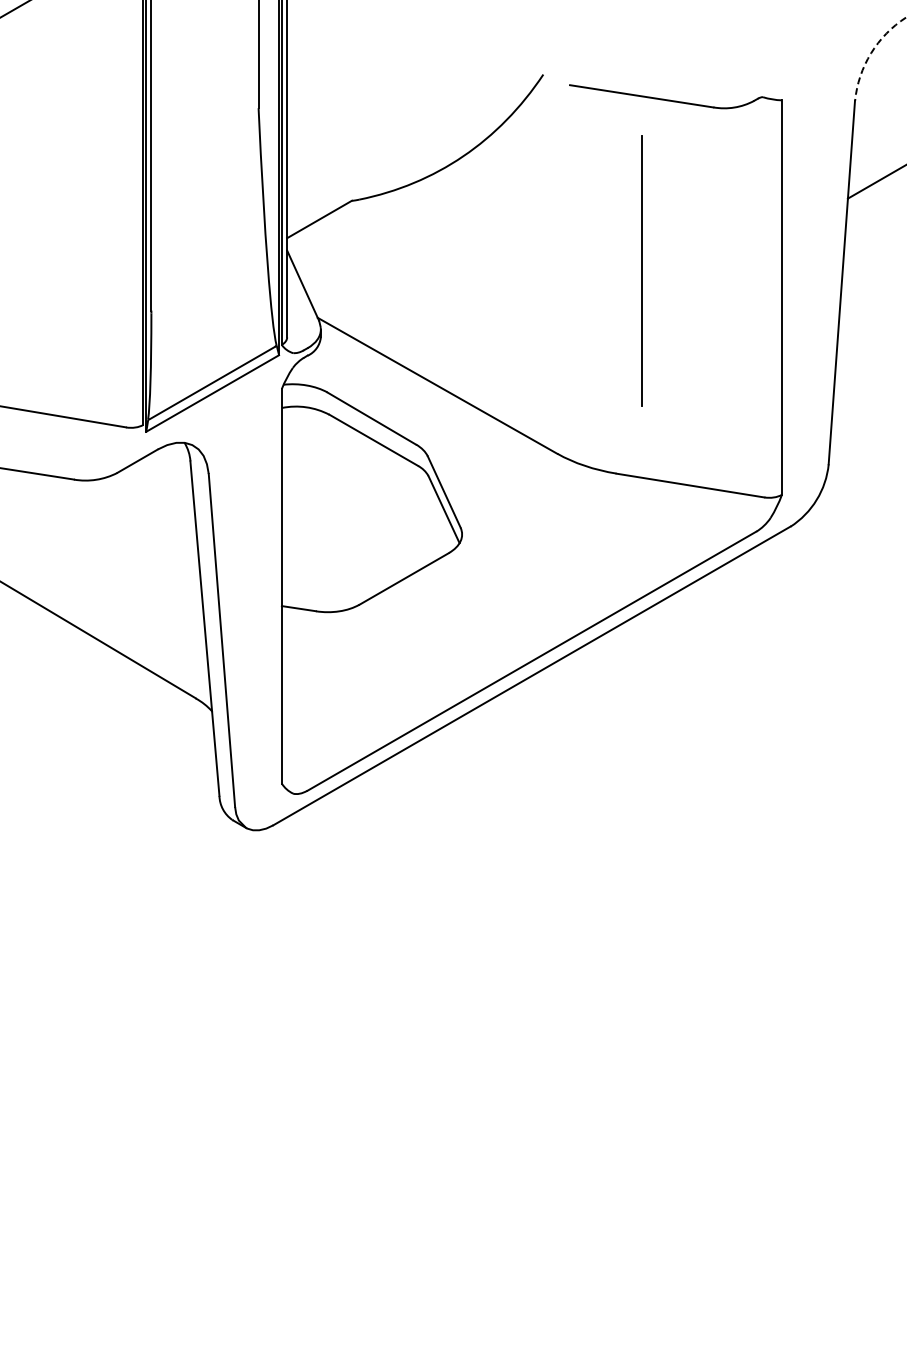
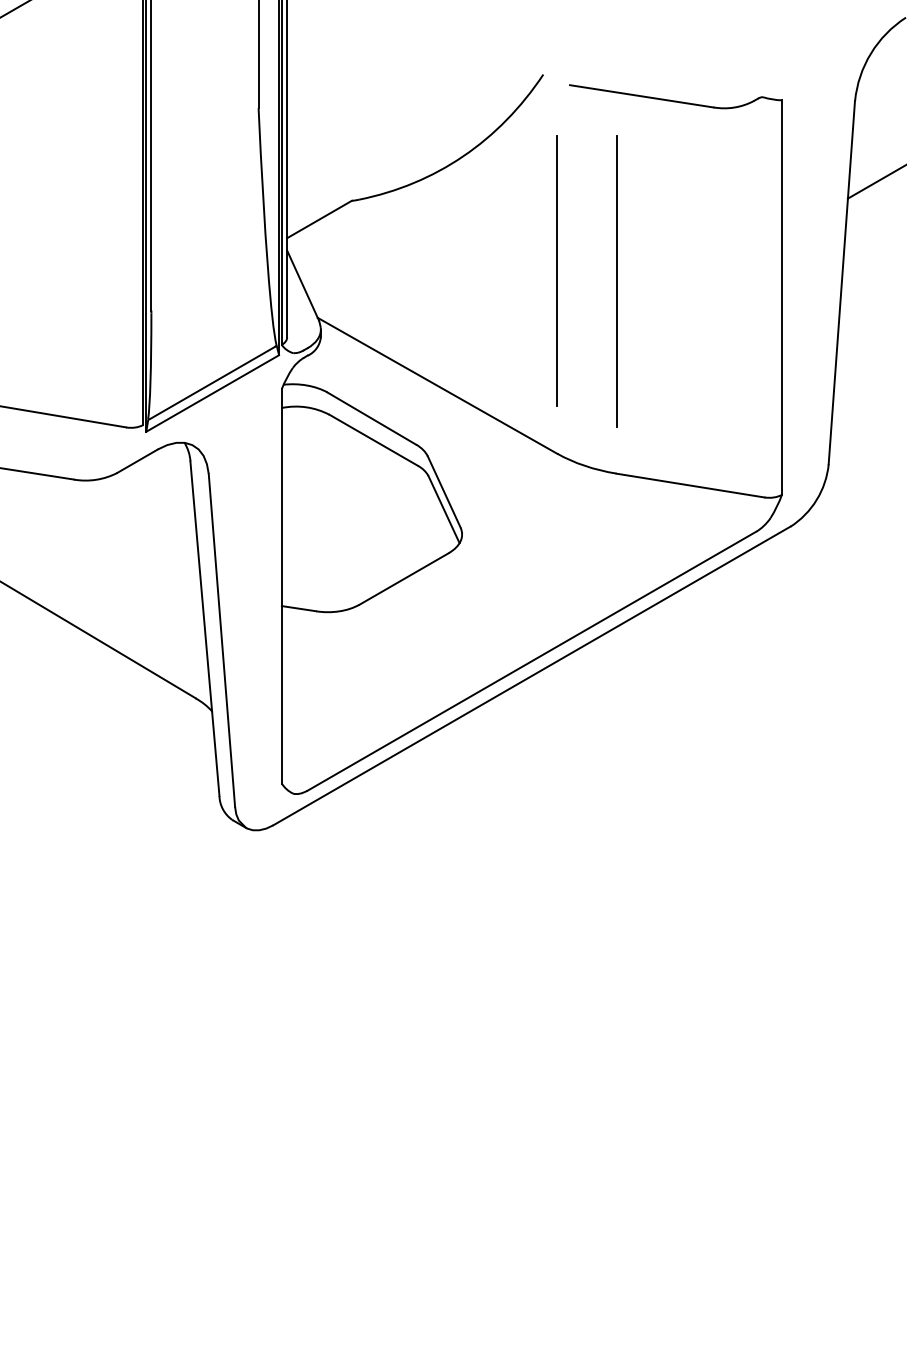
arc: dashed -> solid (871, 53)
line position: (641, 270) -> (556, 270) (556, 270)
line: none -> present (616, 281)
